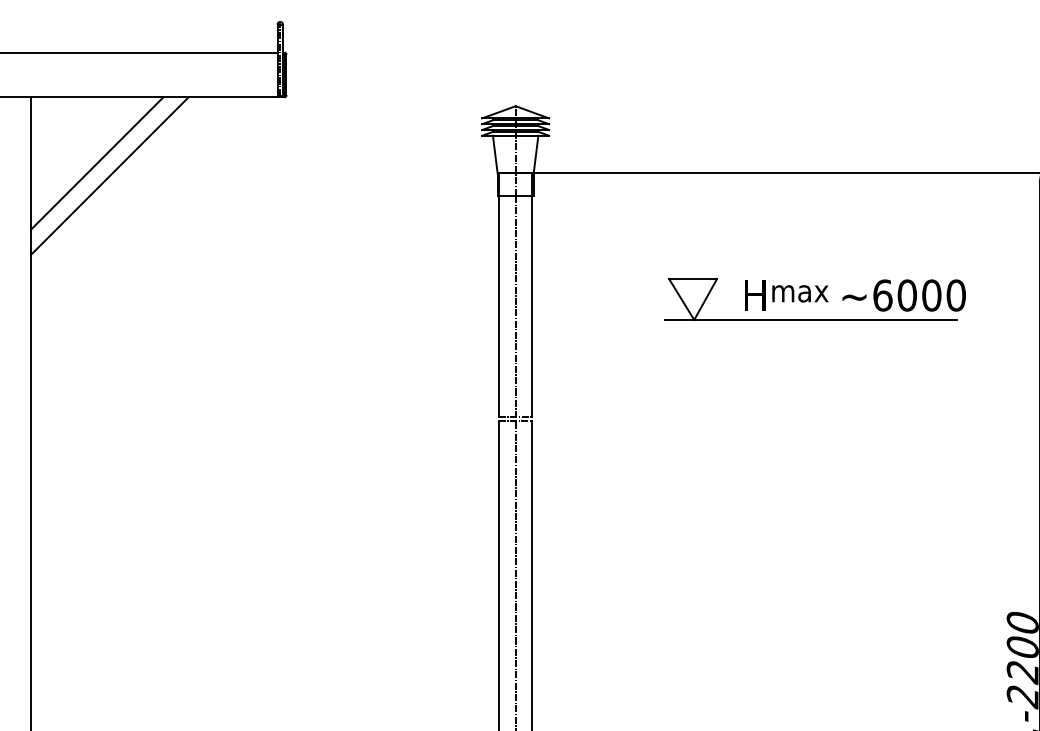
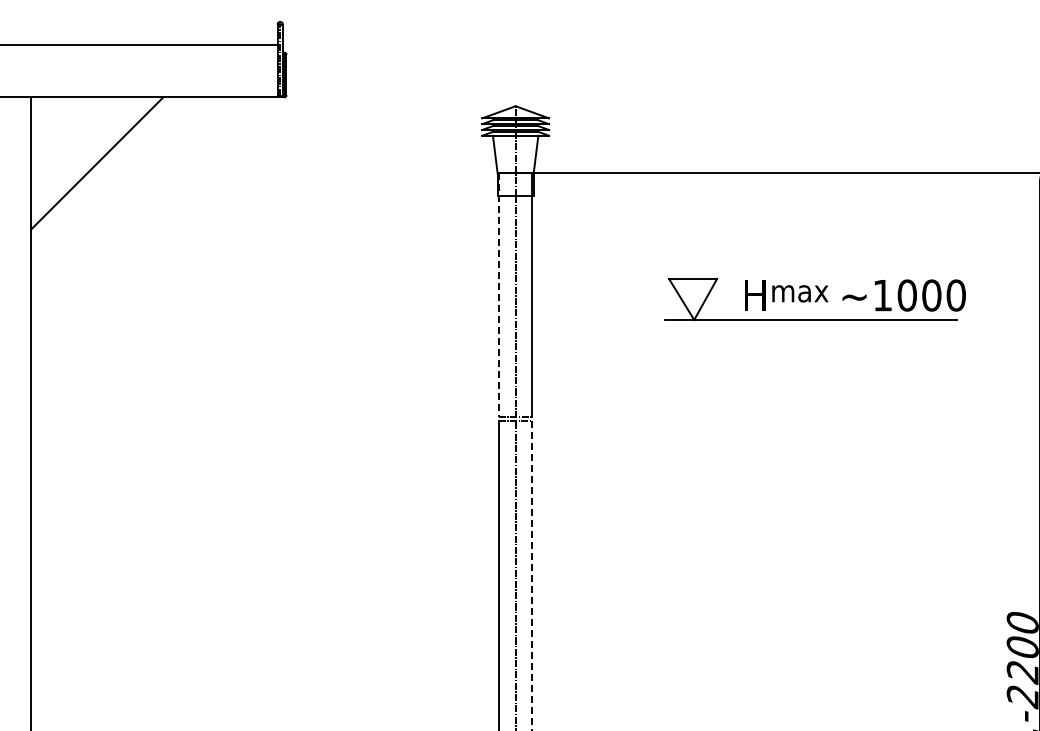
line position: (139, 52) -> (139, 44) (139, 44)
line: present -> none (109, 175)
line: solid -> dashed (498, 295)
text: ~6000 -> ~1000 (882, 295)
line: solid -> dashed (532, 576)
